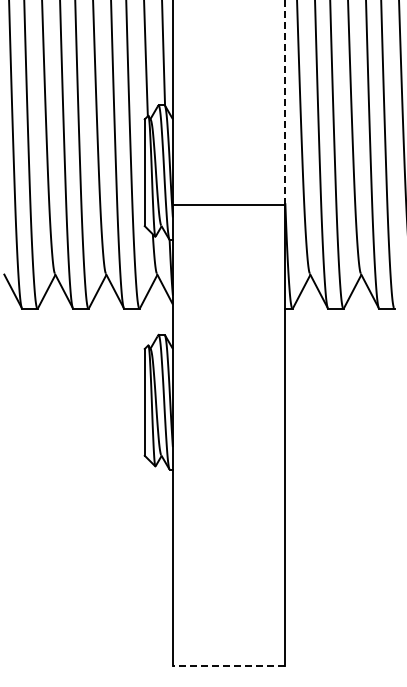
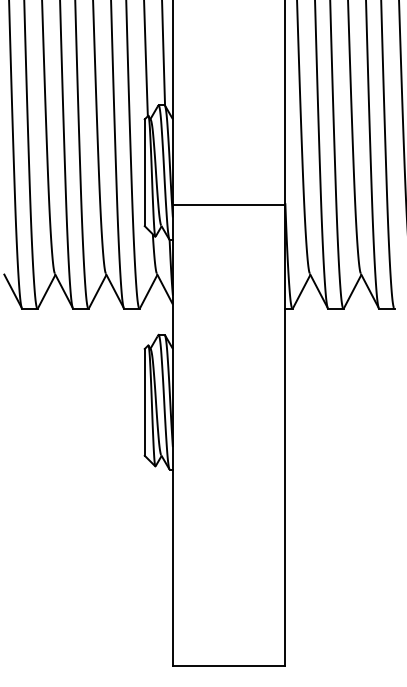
line: dashed -> solid (285, 102)
line: dashed -> solid (228, 666)
